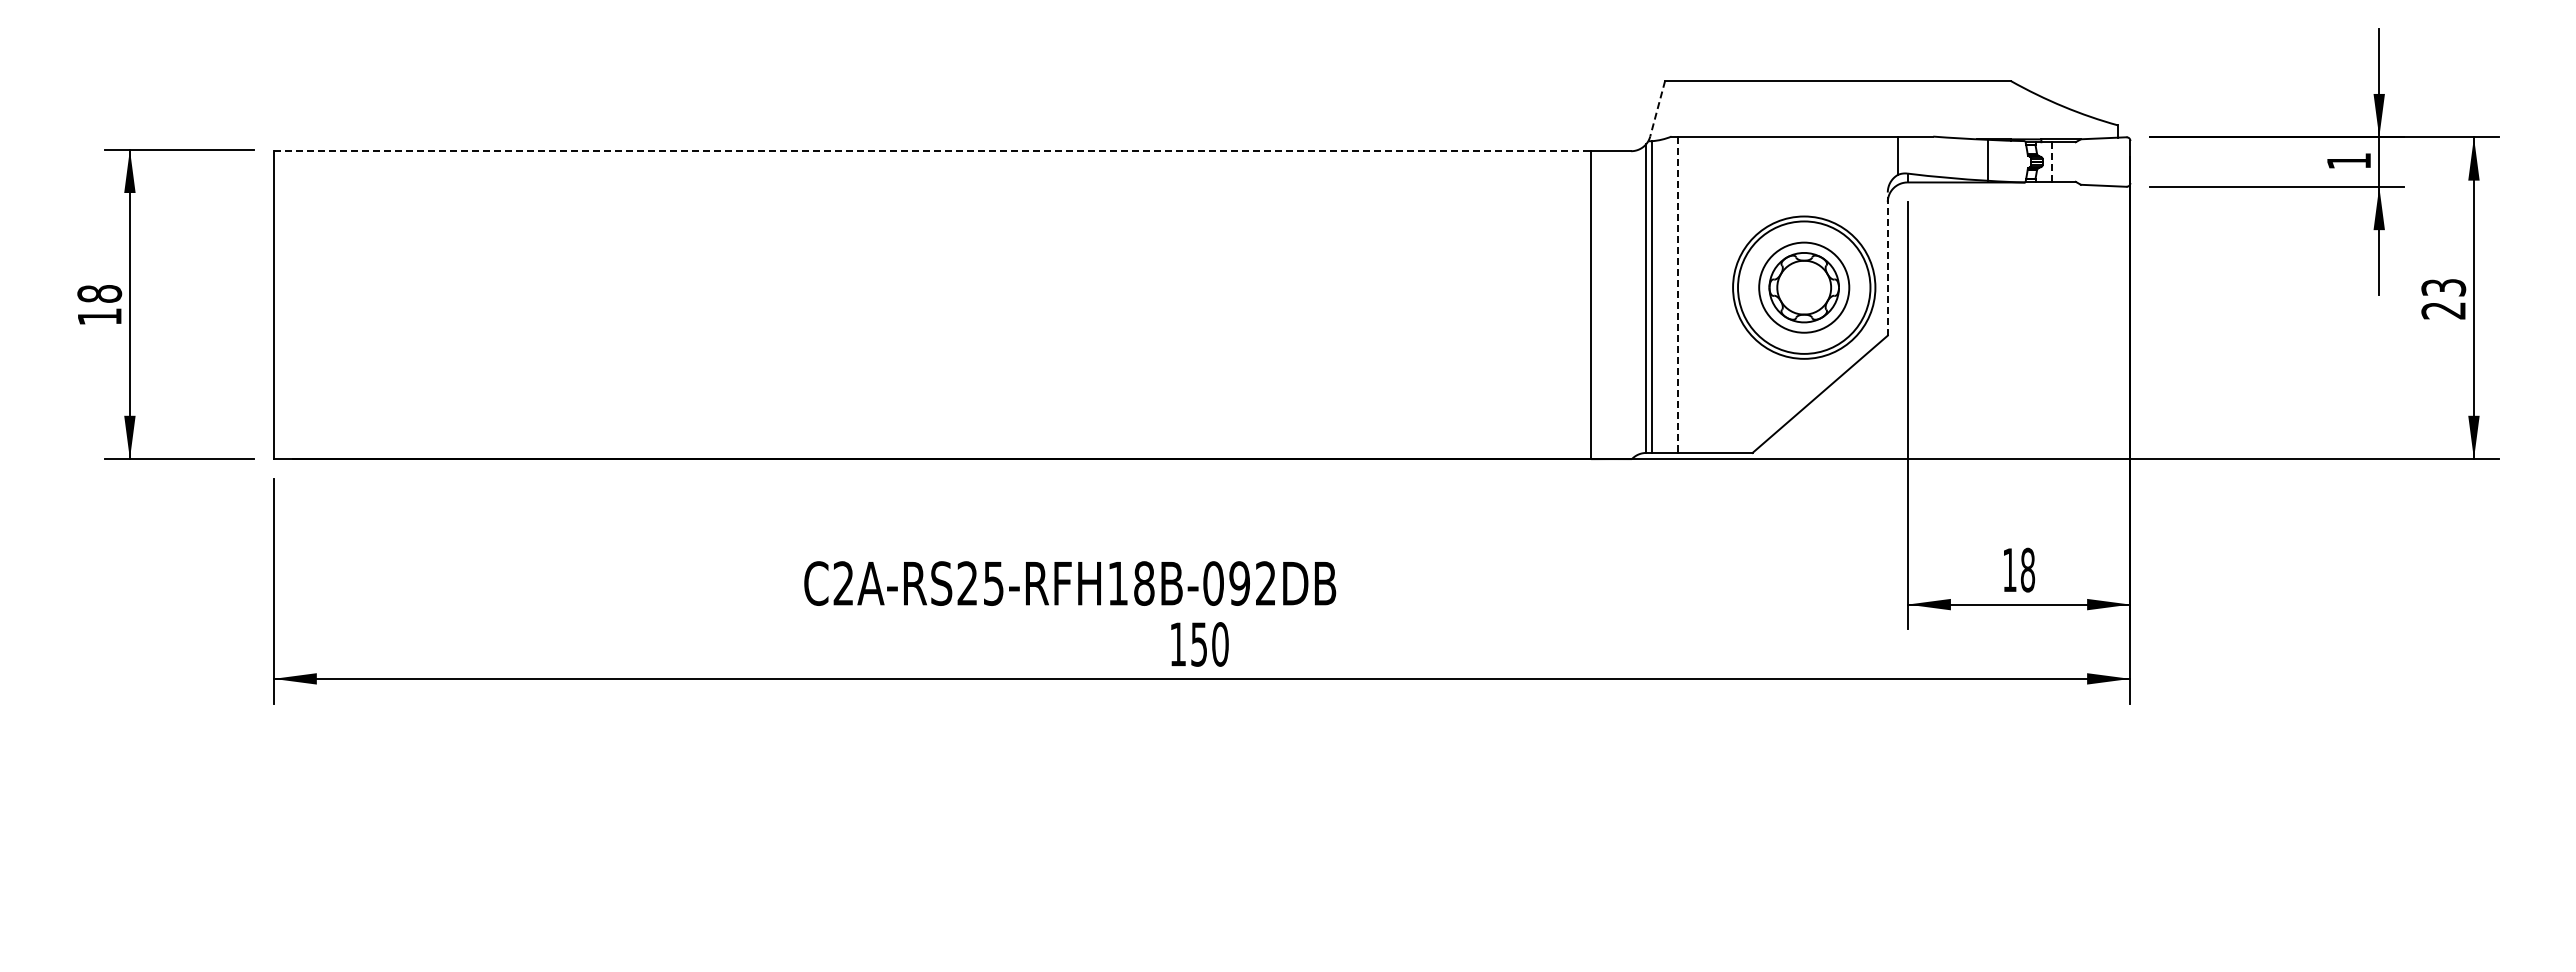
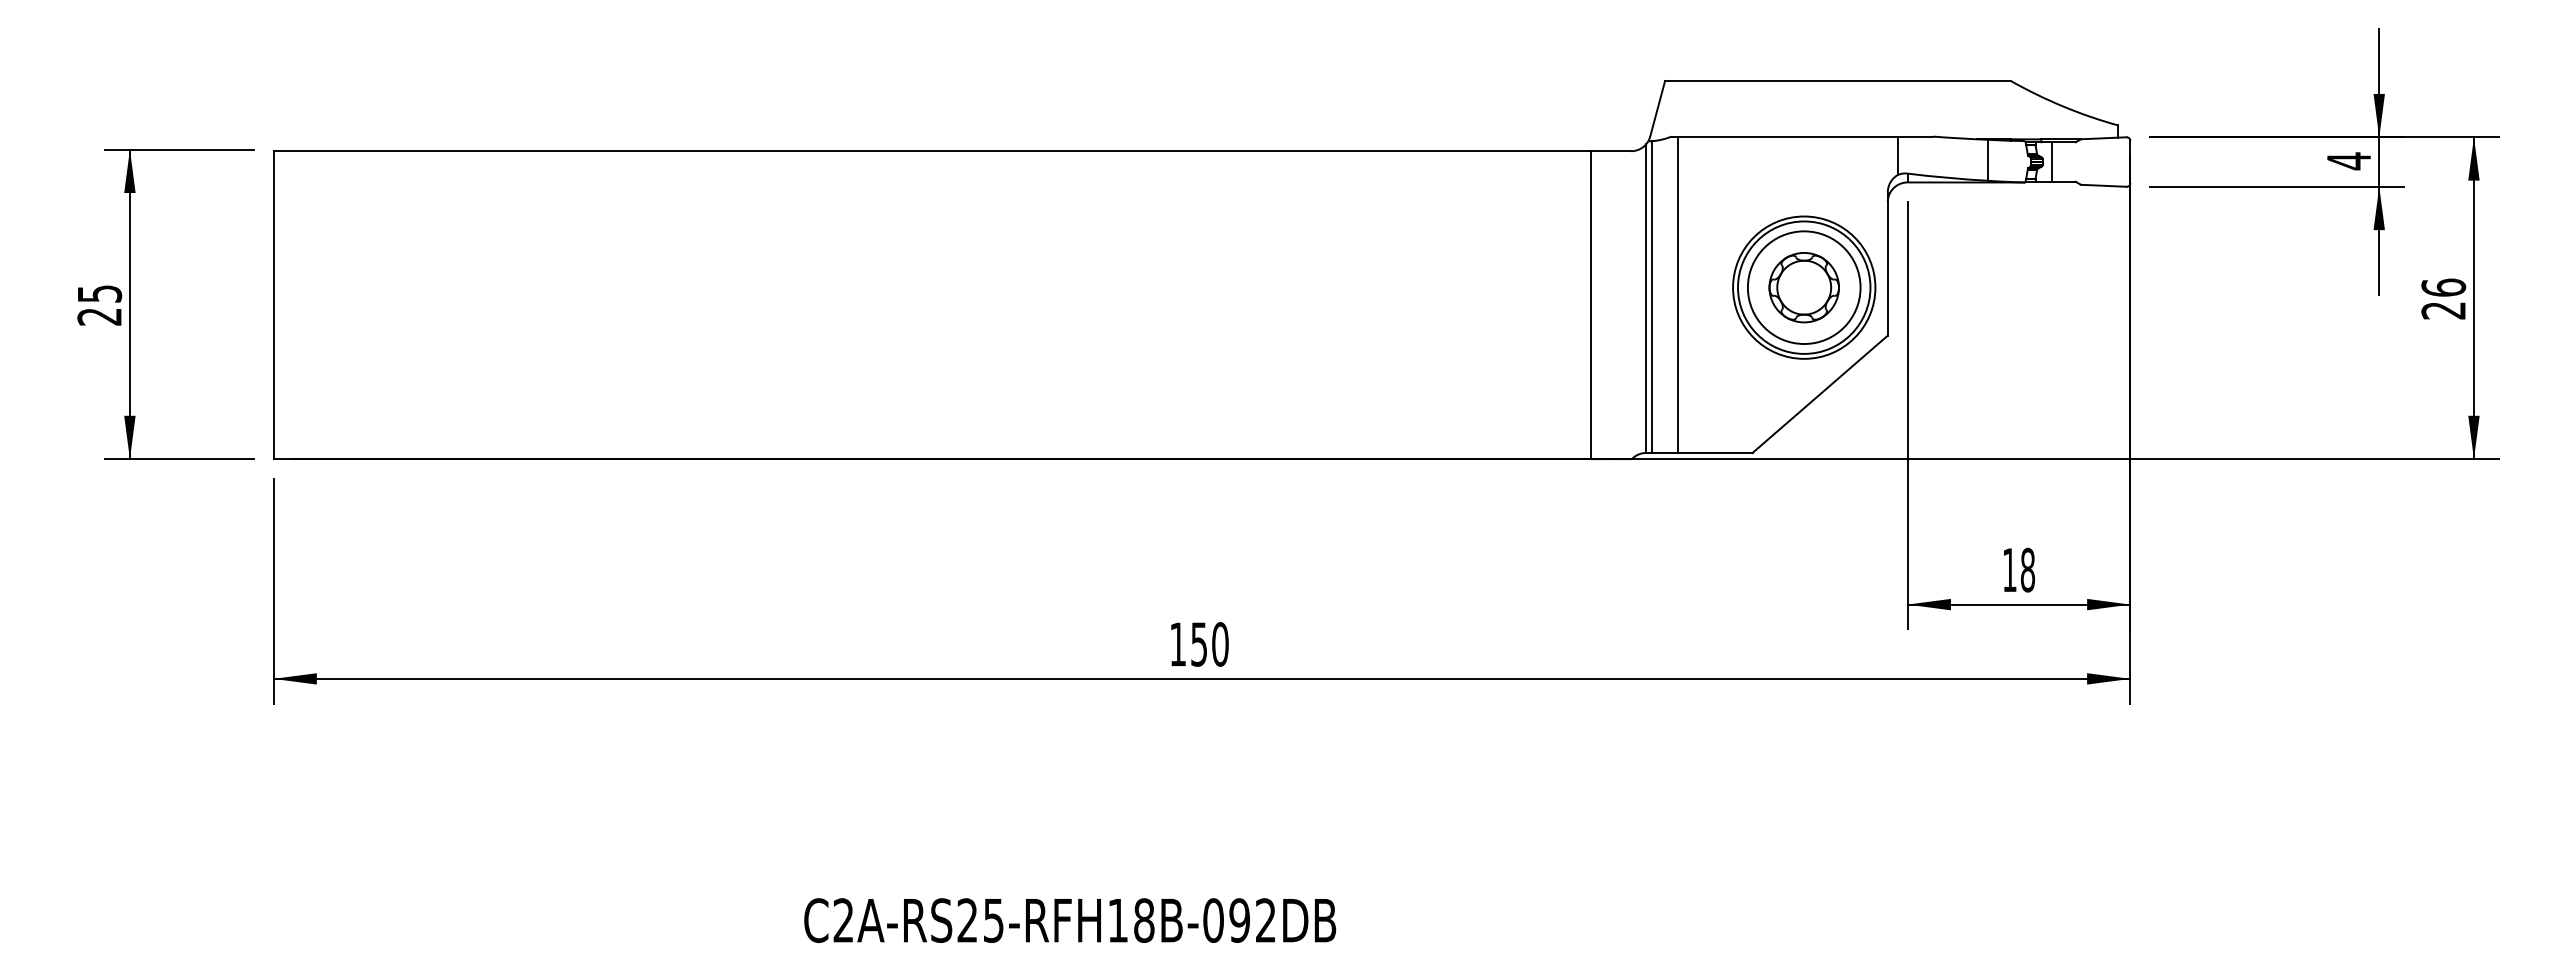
line: dashed -> solid (1657, 108)
line: dashed -> solid (932, 151)
text: 1 -> 4 (2348, 161)
line: dashed -> solid (2051, 162)
line: dashed -> solid (1887, 264)
circle diameter: 90 px -> 113 px (1803, 287)
text: 23 -> 26 (2443, 287)
line: dashed -> solid (1678, 295)
text: 18 -> 25 (99, 305)
text position: (1070, 583) -> (1070, 920) (1070, 920)
